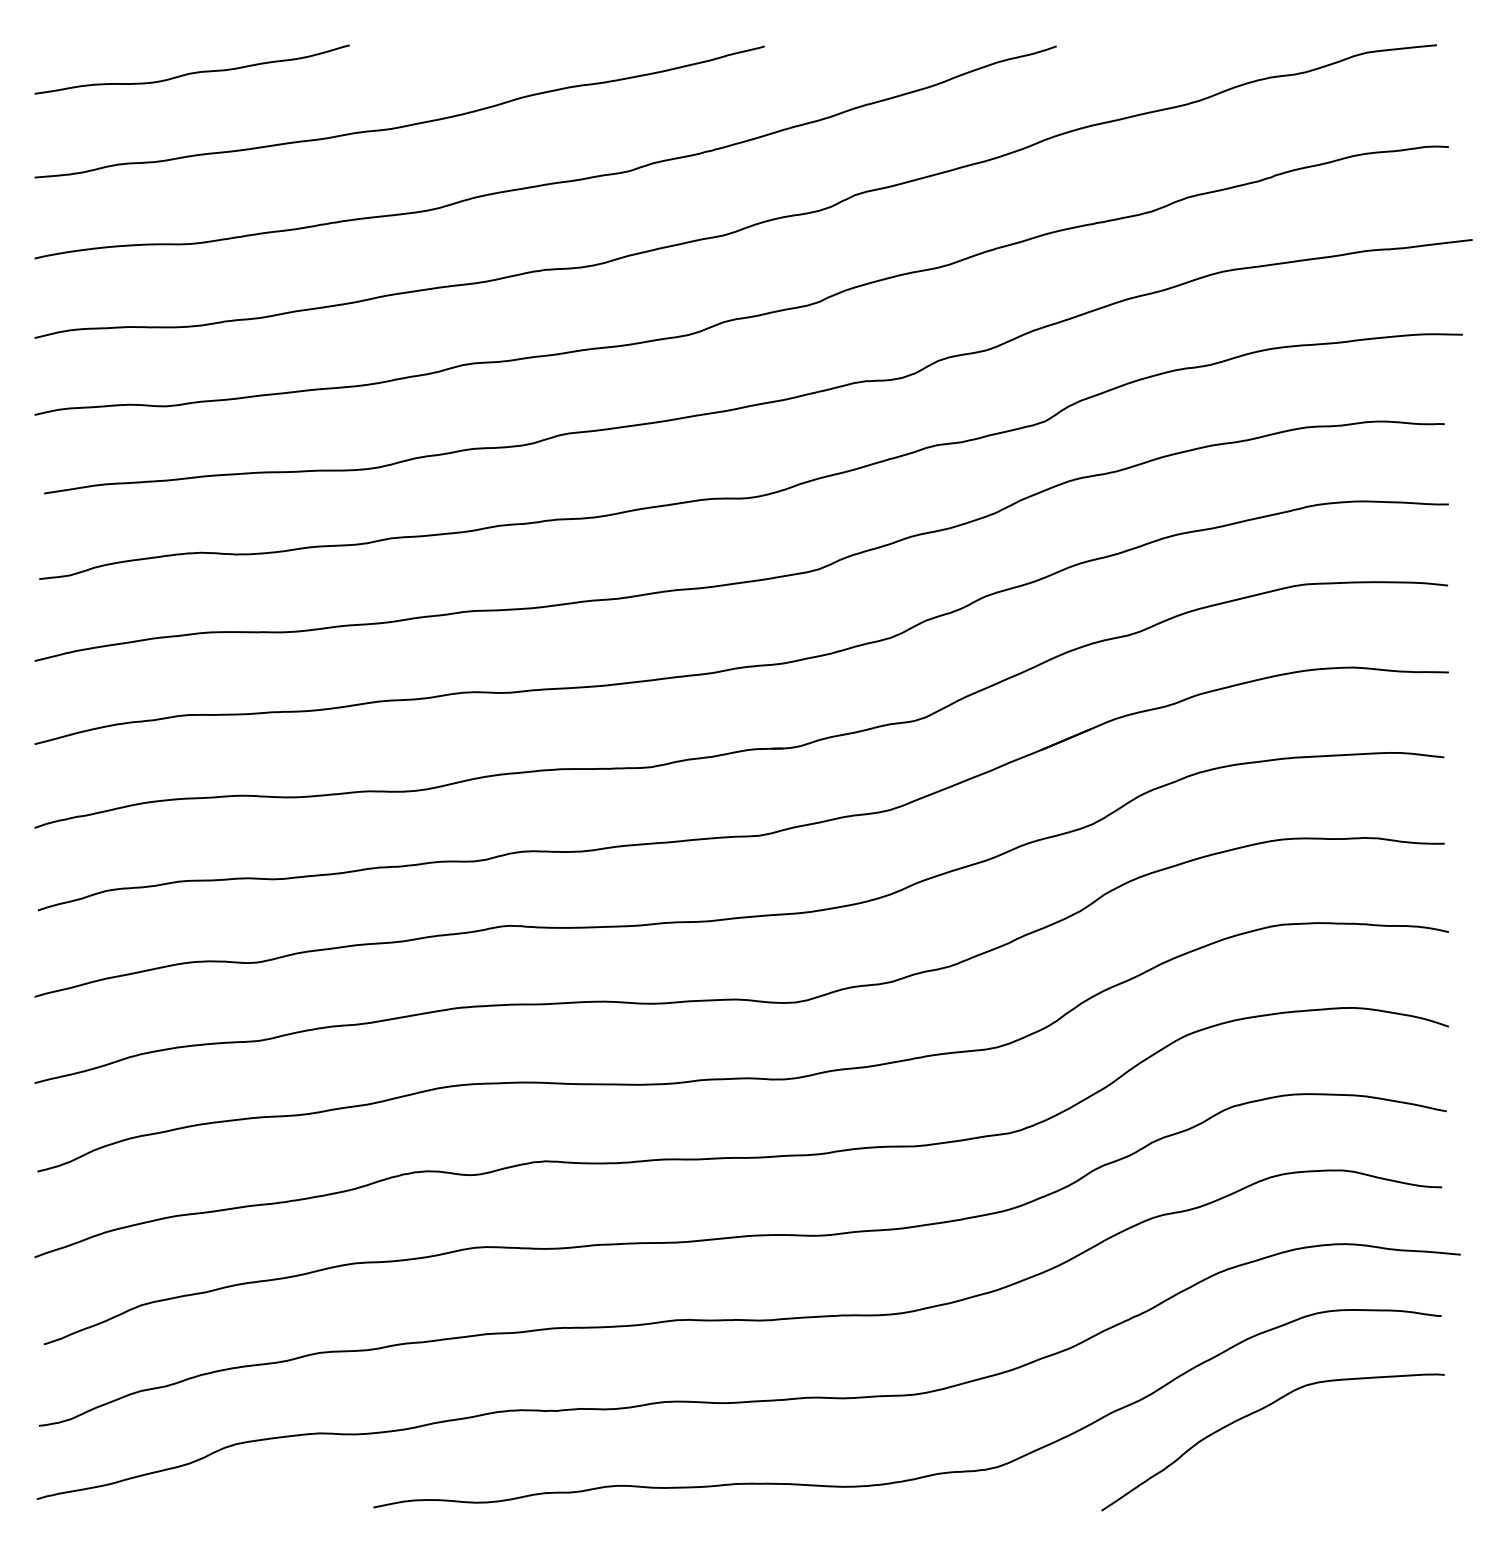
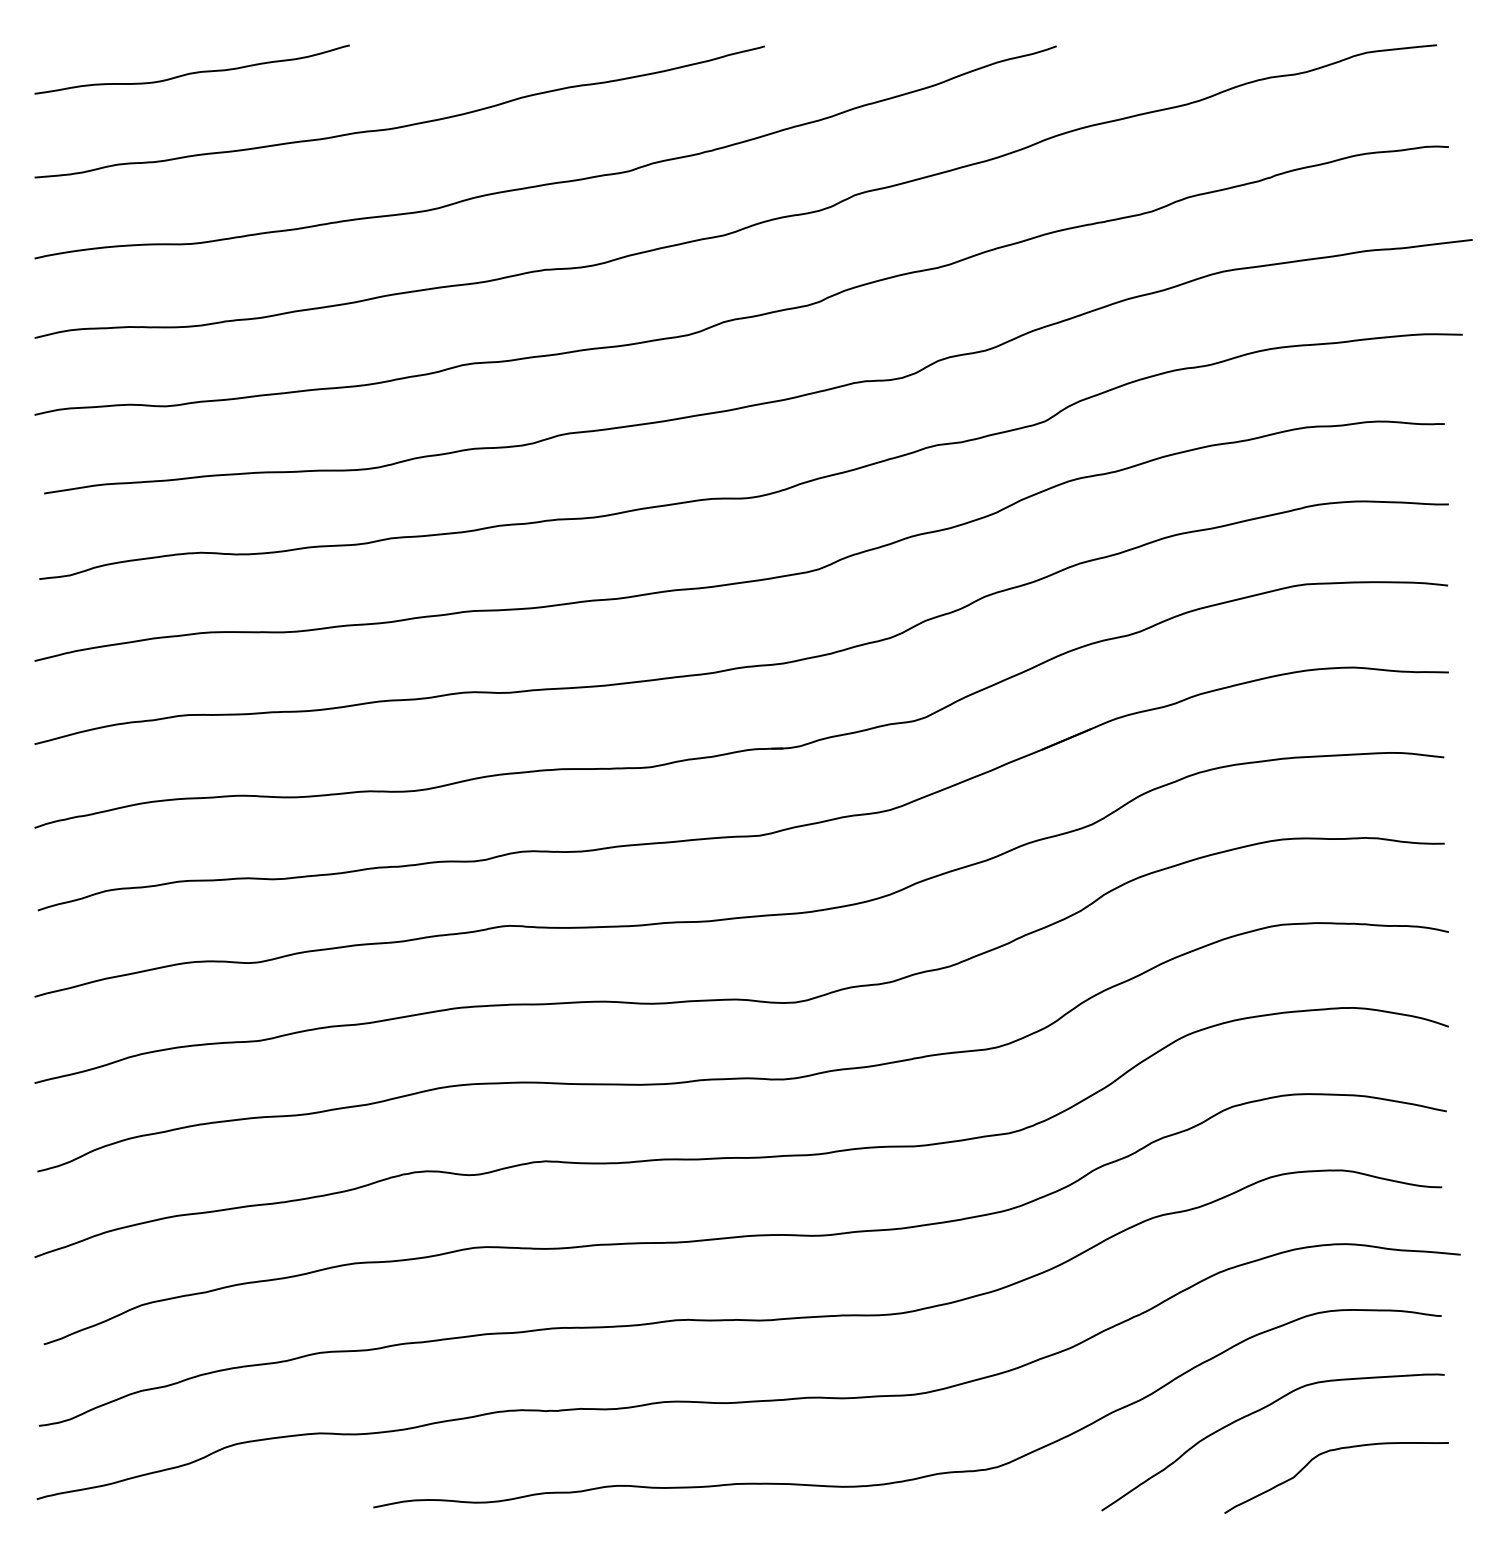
curve: none -> present (1328, 1452)
